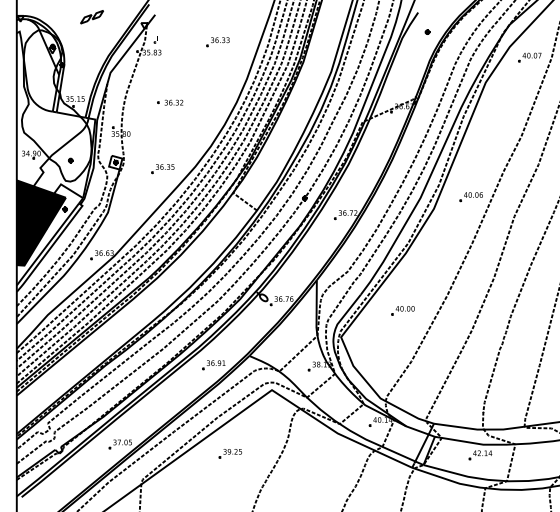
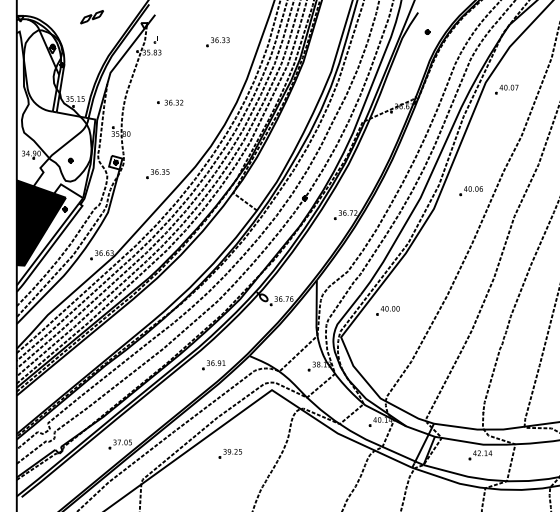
part position: (529, 57) -> (506, 89) (506, 89)
part position: (162, 169) -> (157, 174) (157, 174)
part position: (470, 197) -> (470, 191) (470, 191)
part position: (402, 310) -> (387, 310) (387, 310)
